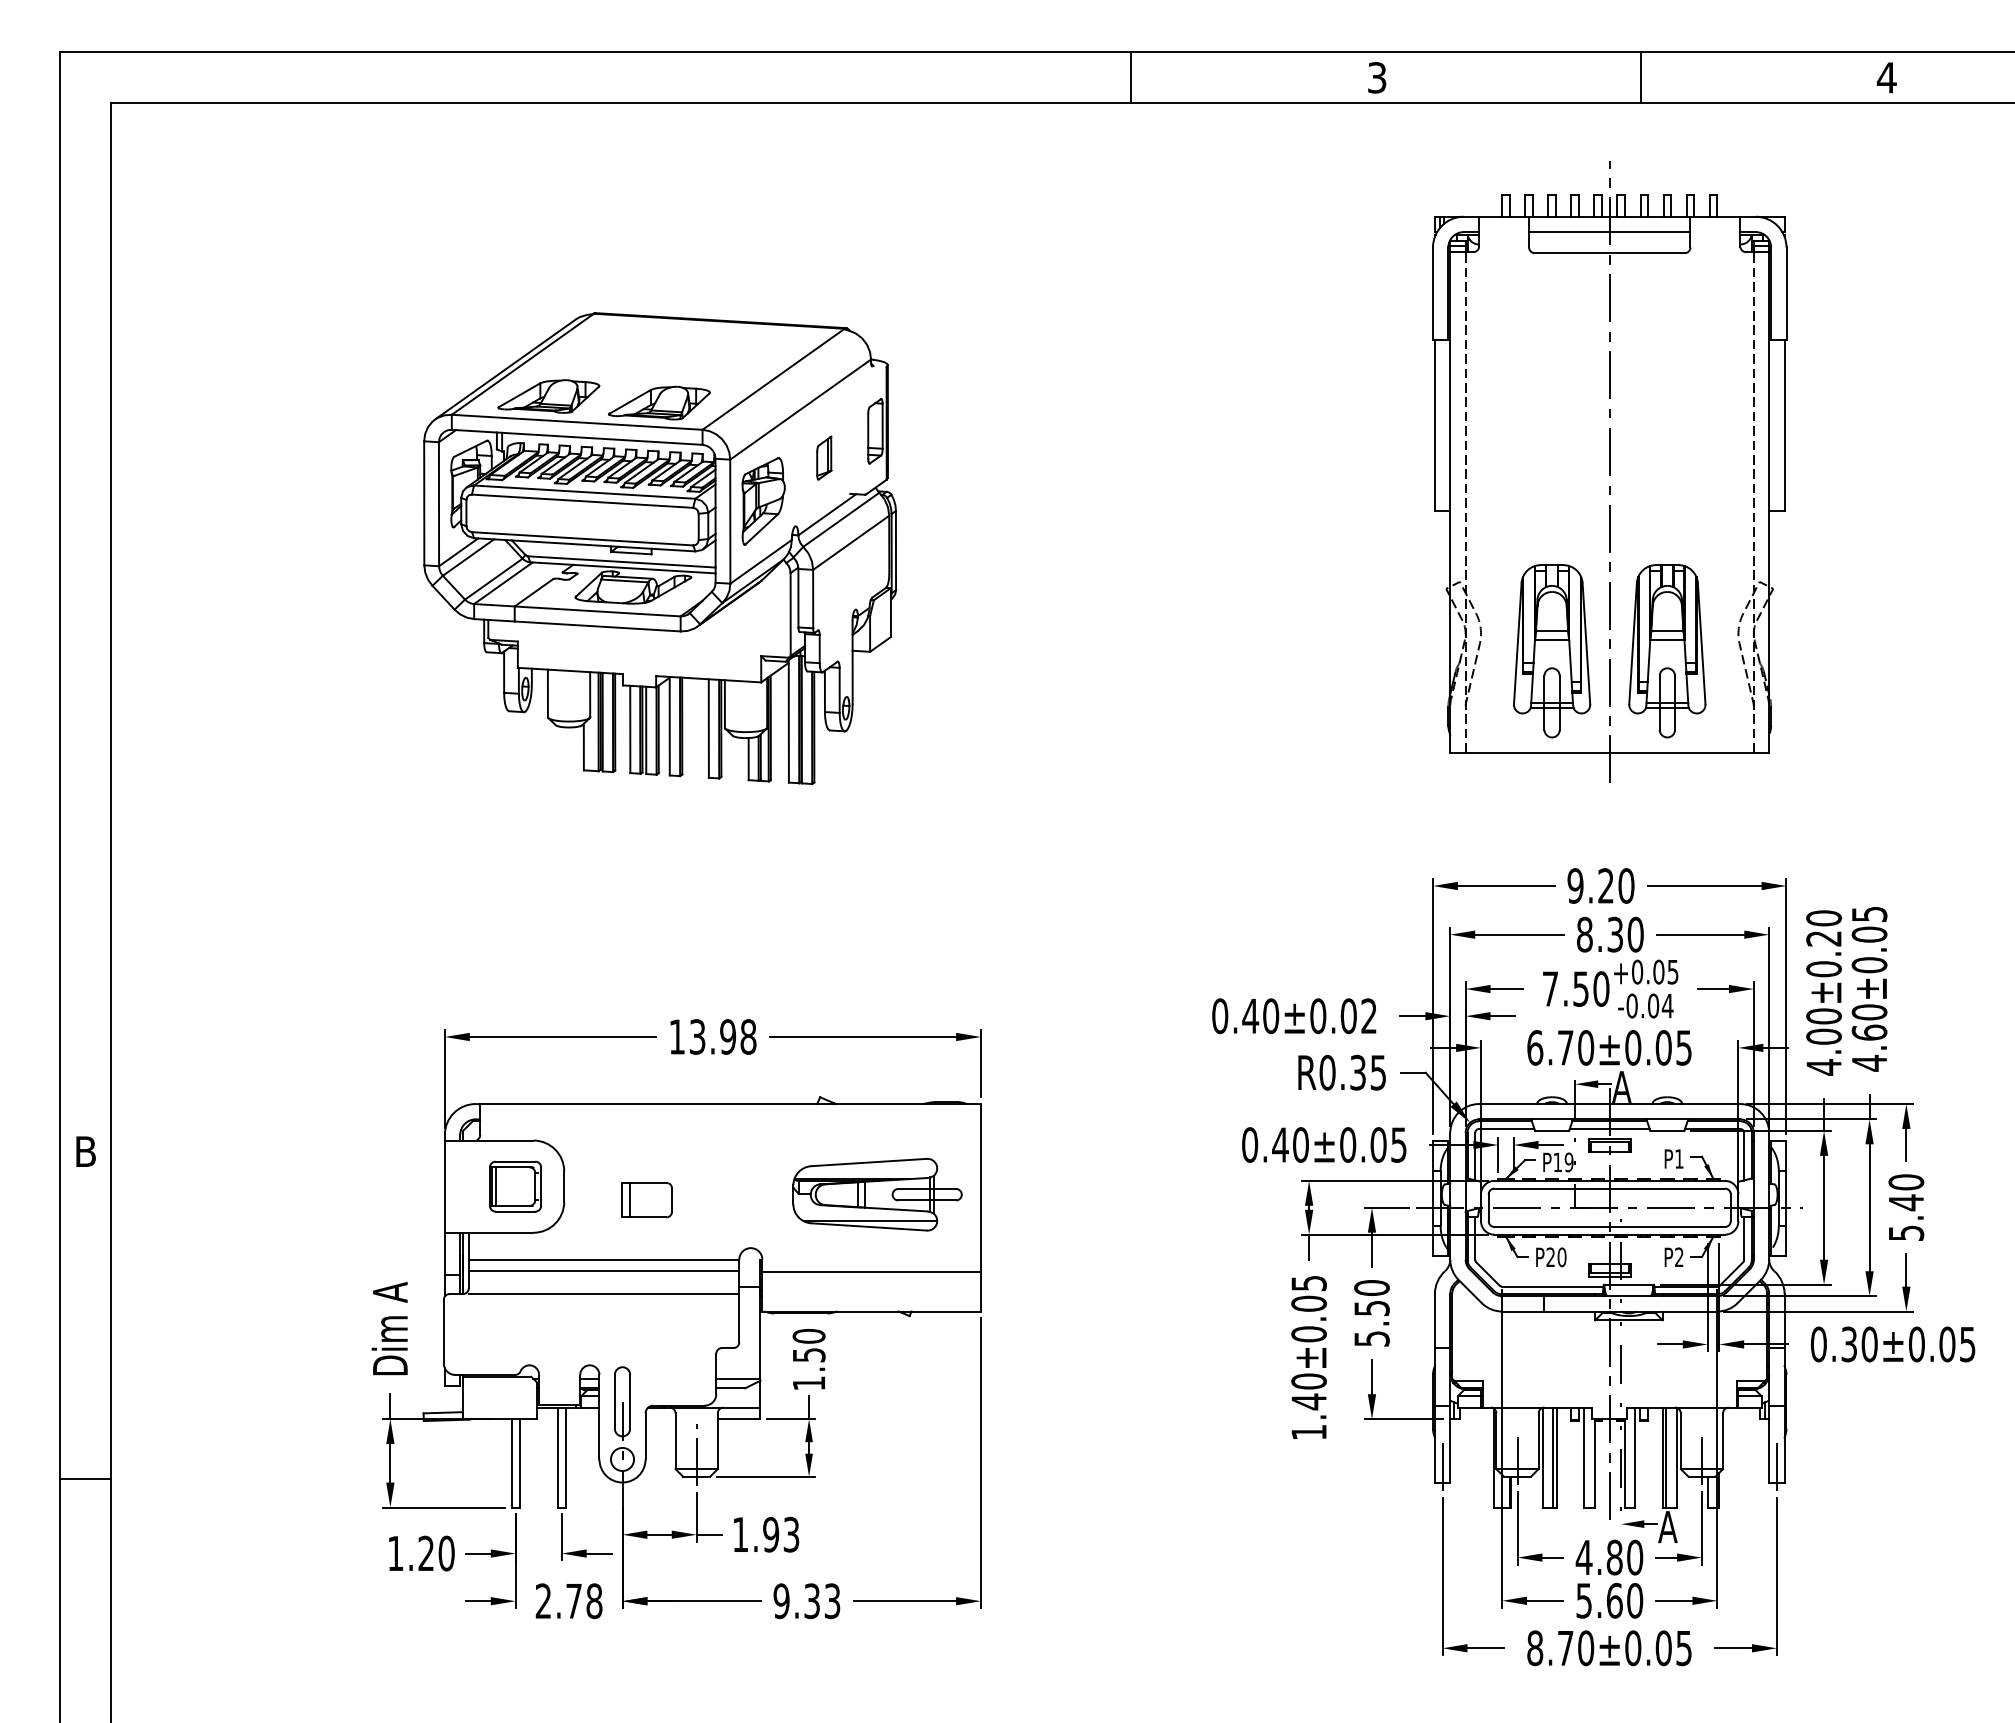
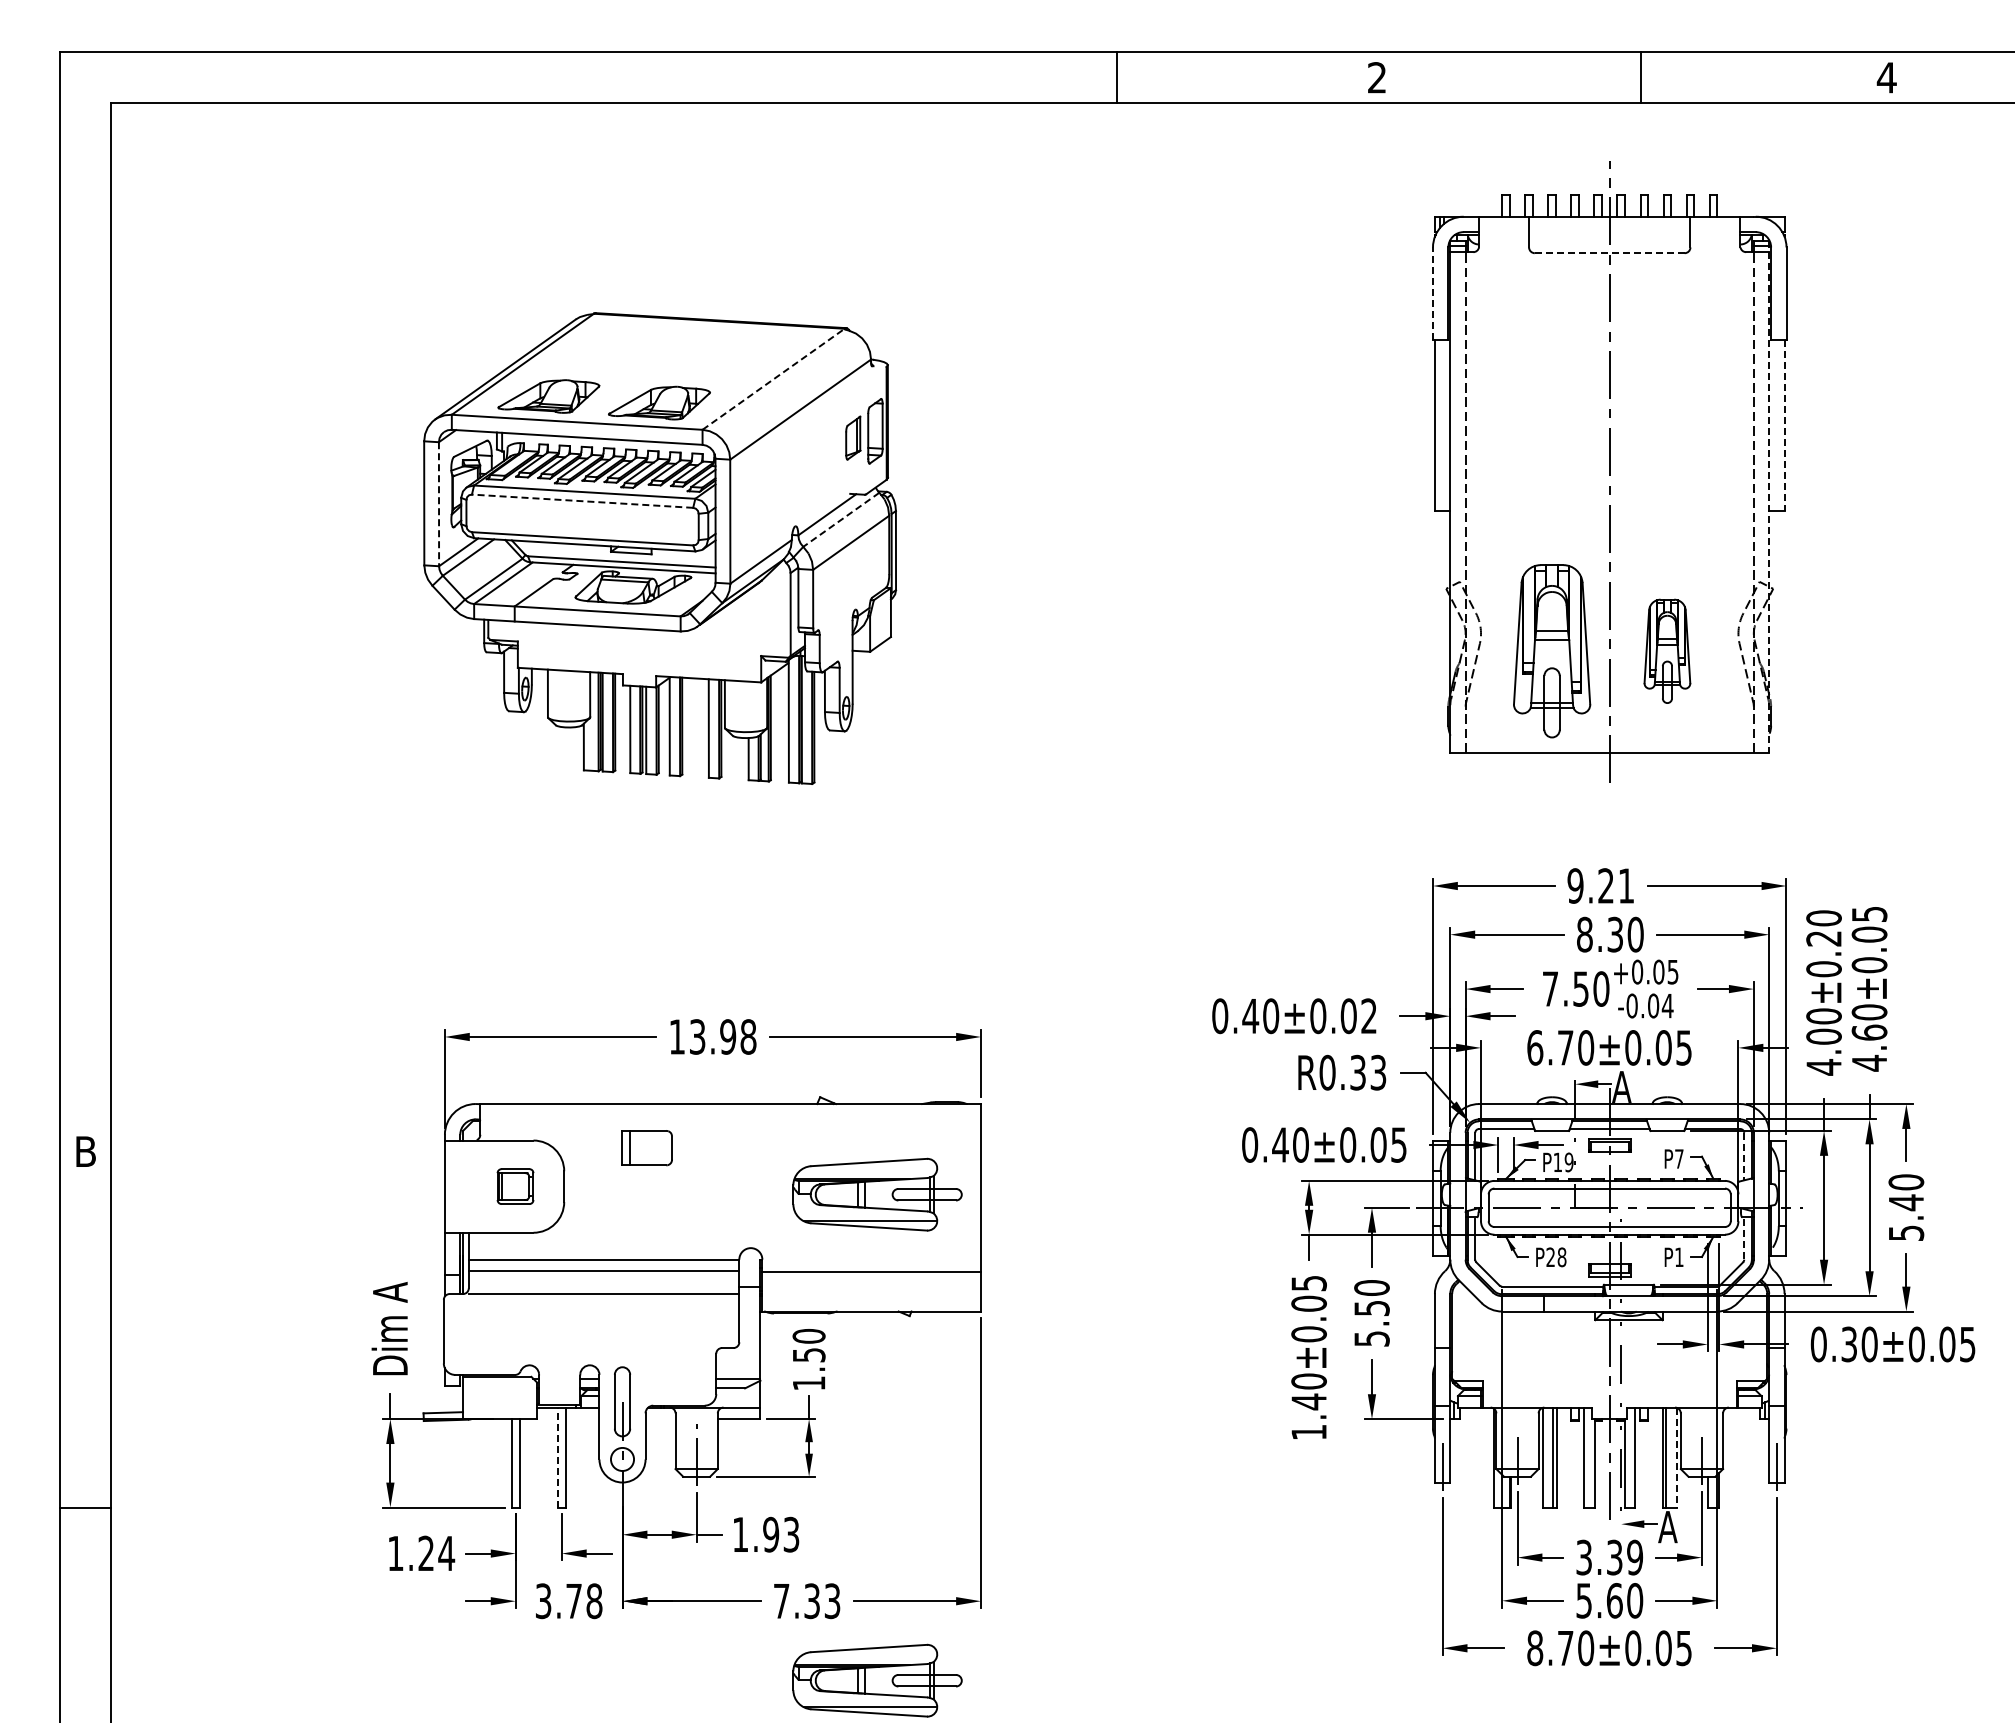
line position: (1130, 76) -> (1116, 76) (1116, 76)
text: 3 -> 2 (1377, 77)
line: present -> none (1609, 232)
line: solid -> dashed (1609, 253)
line: solid -> dashed (1433, 293)
line: solid -> dashed (774, 379)
line: solid -> dashed (1784, 425)
part position: (824, 457) -> (853, 437) (853, 437)
line: solid -> dashed (1769, 497)
line: solid -> dashed (582, 501)
part: present -> none (763, 501)
line: solid -> dashed (439, 504)
line: solid -> dashed (841, 519)
part size: 79x175 px -> 49x106 px (1667, 650)
text: 9.20 -> 9.21 (1626, 885)
text: R0.35 -> R0.33 (1378, 1071)
line: solid -> dashed (1744, 1157)
text: P1 -> P7 (1679, 1158)
part size: 53x53 px -> 39x37 px (515, 1186)
part position: (646, 1200) -> (646, 1148) (646, 1148)
line: solid -> dashed (1744, 1239)
text: P20 -> P28 (1561, 1256)
text: P2 -> P1 (1679, 1256)
line: solid -> dashed (557, 1457)
line: solid -> dashed (1676, 1457)
line position: (85, 1479) -> (85, 1508) (85, 1508)
text: 1.20 -> 1.24 (446, 1553)
text: 4.80 -> 3.39 (1609, 1557)
text: 2.78 -> 3.78 (543, 1601)
text: 9.33 -> 7.33 (781, 1601)
part: none -> present (877, 1680)
